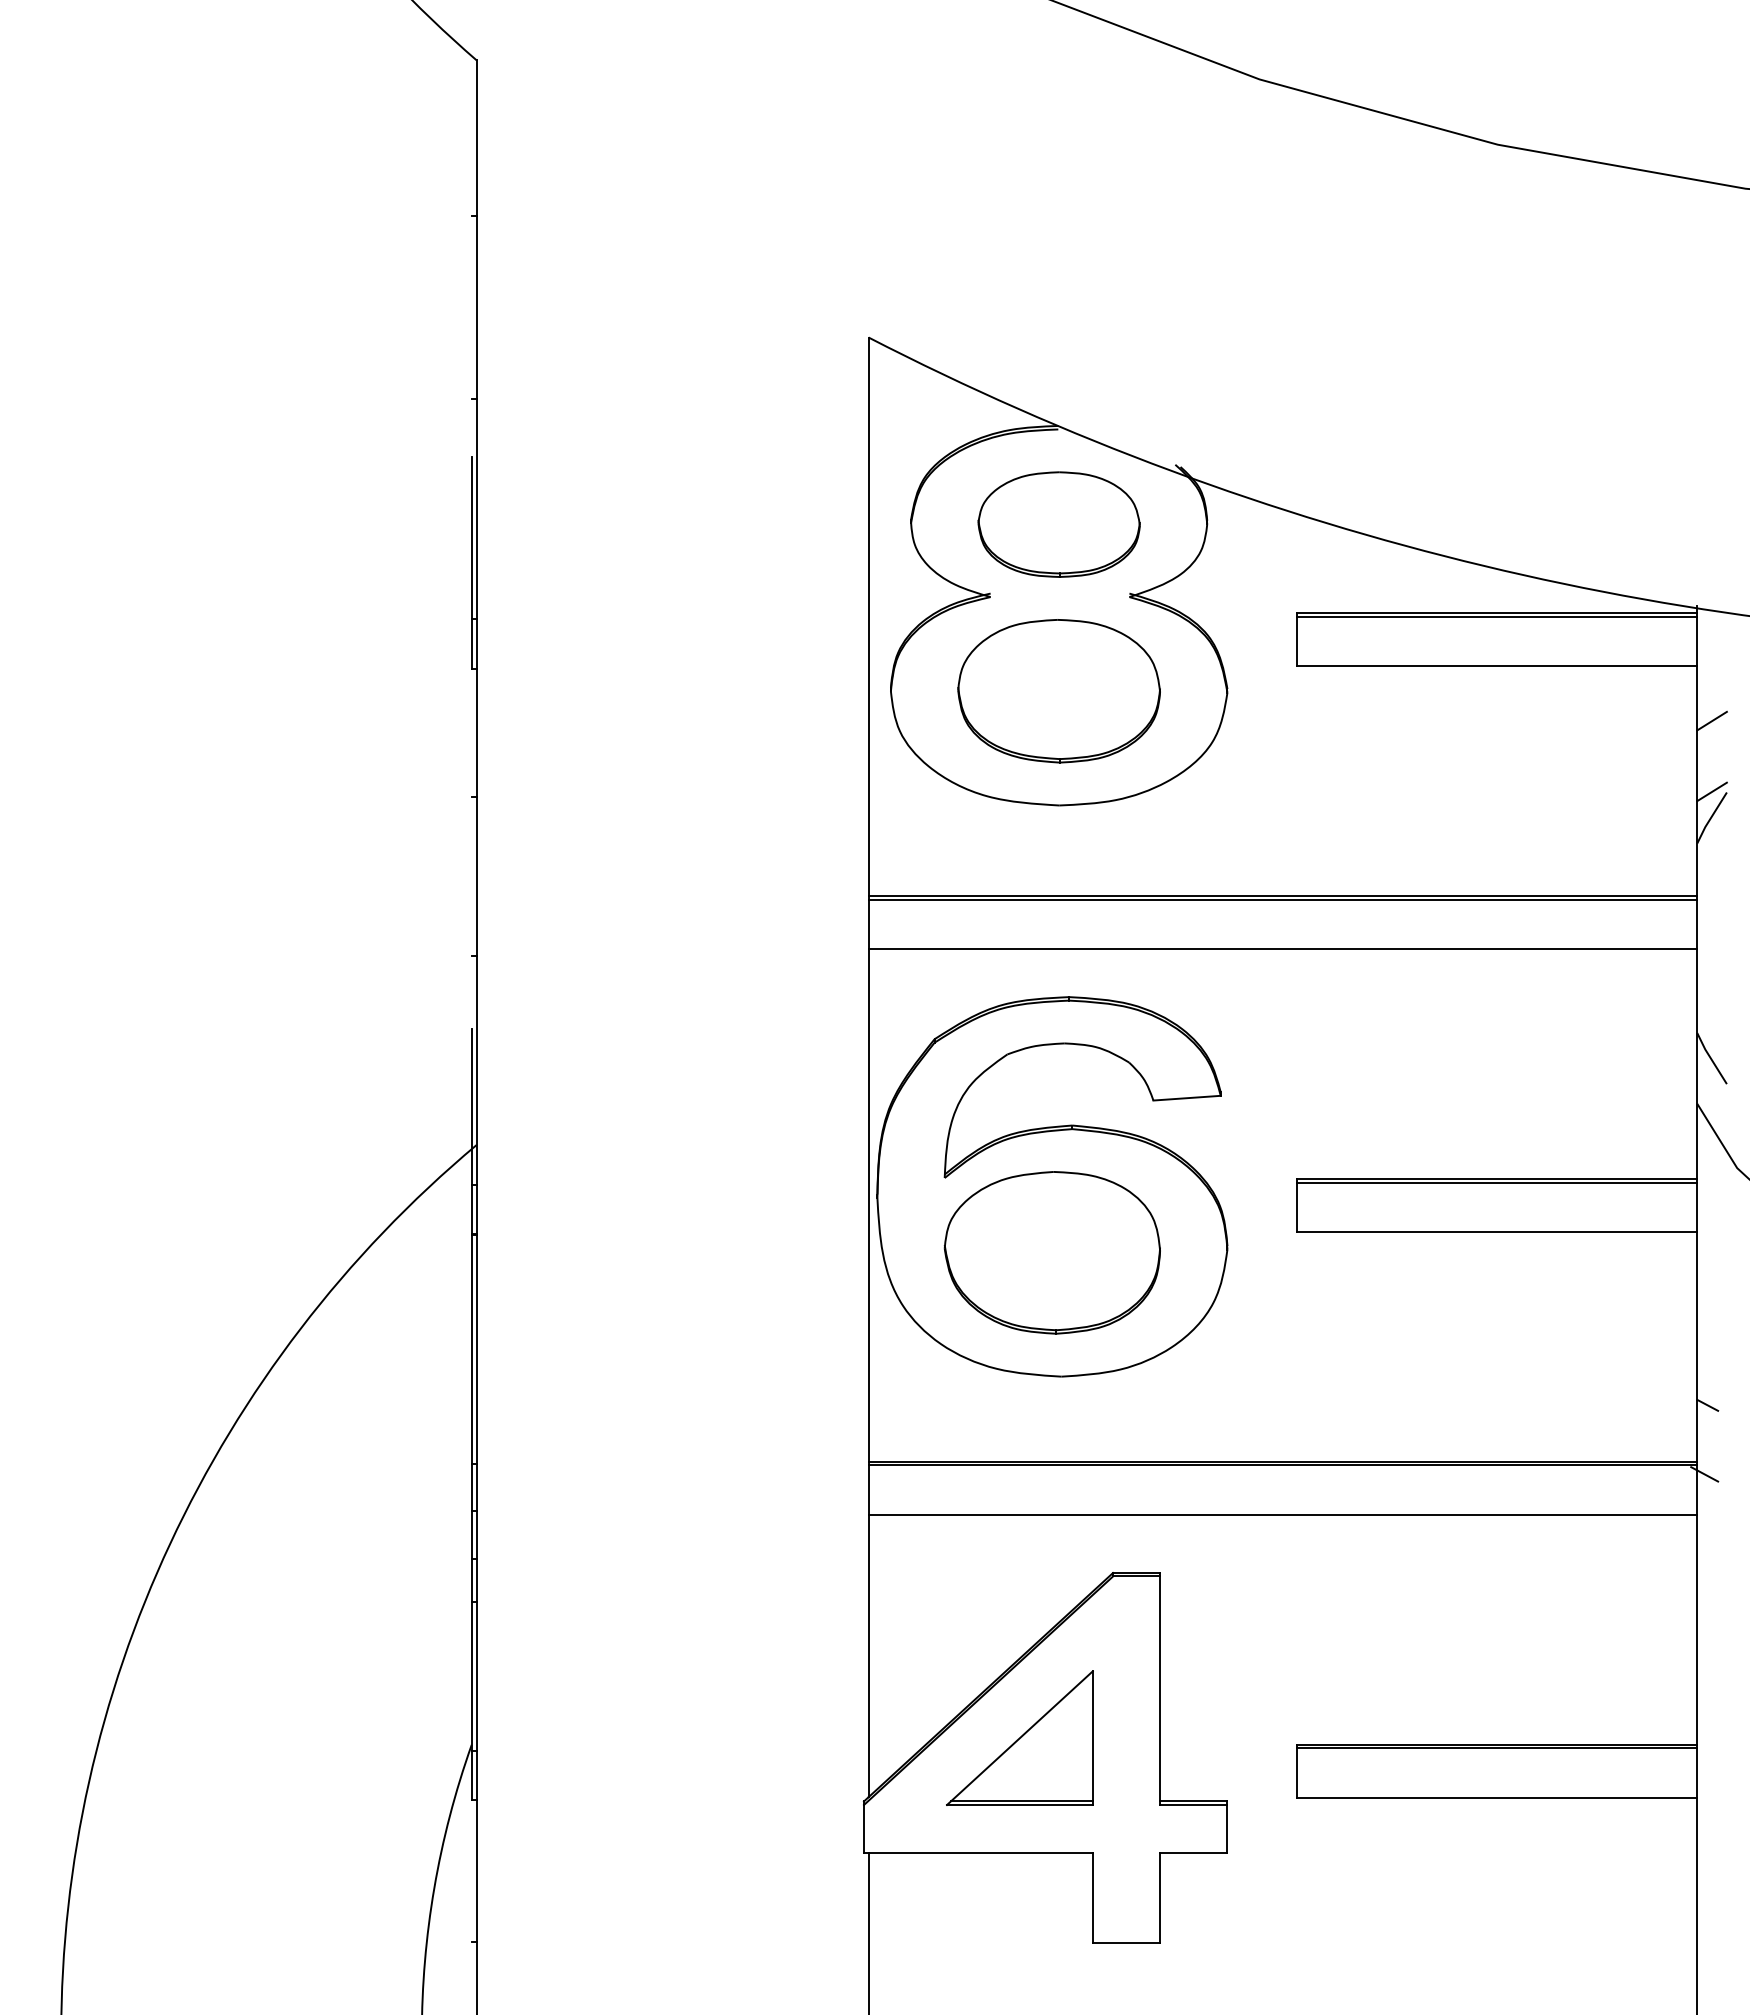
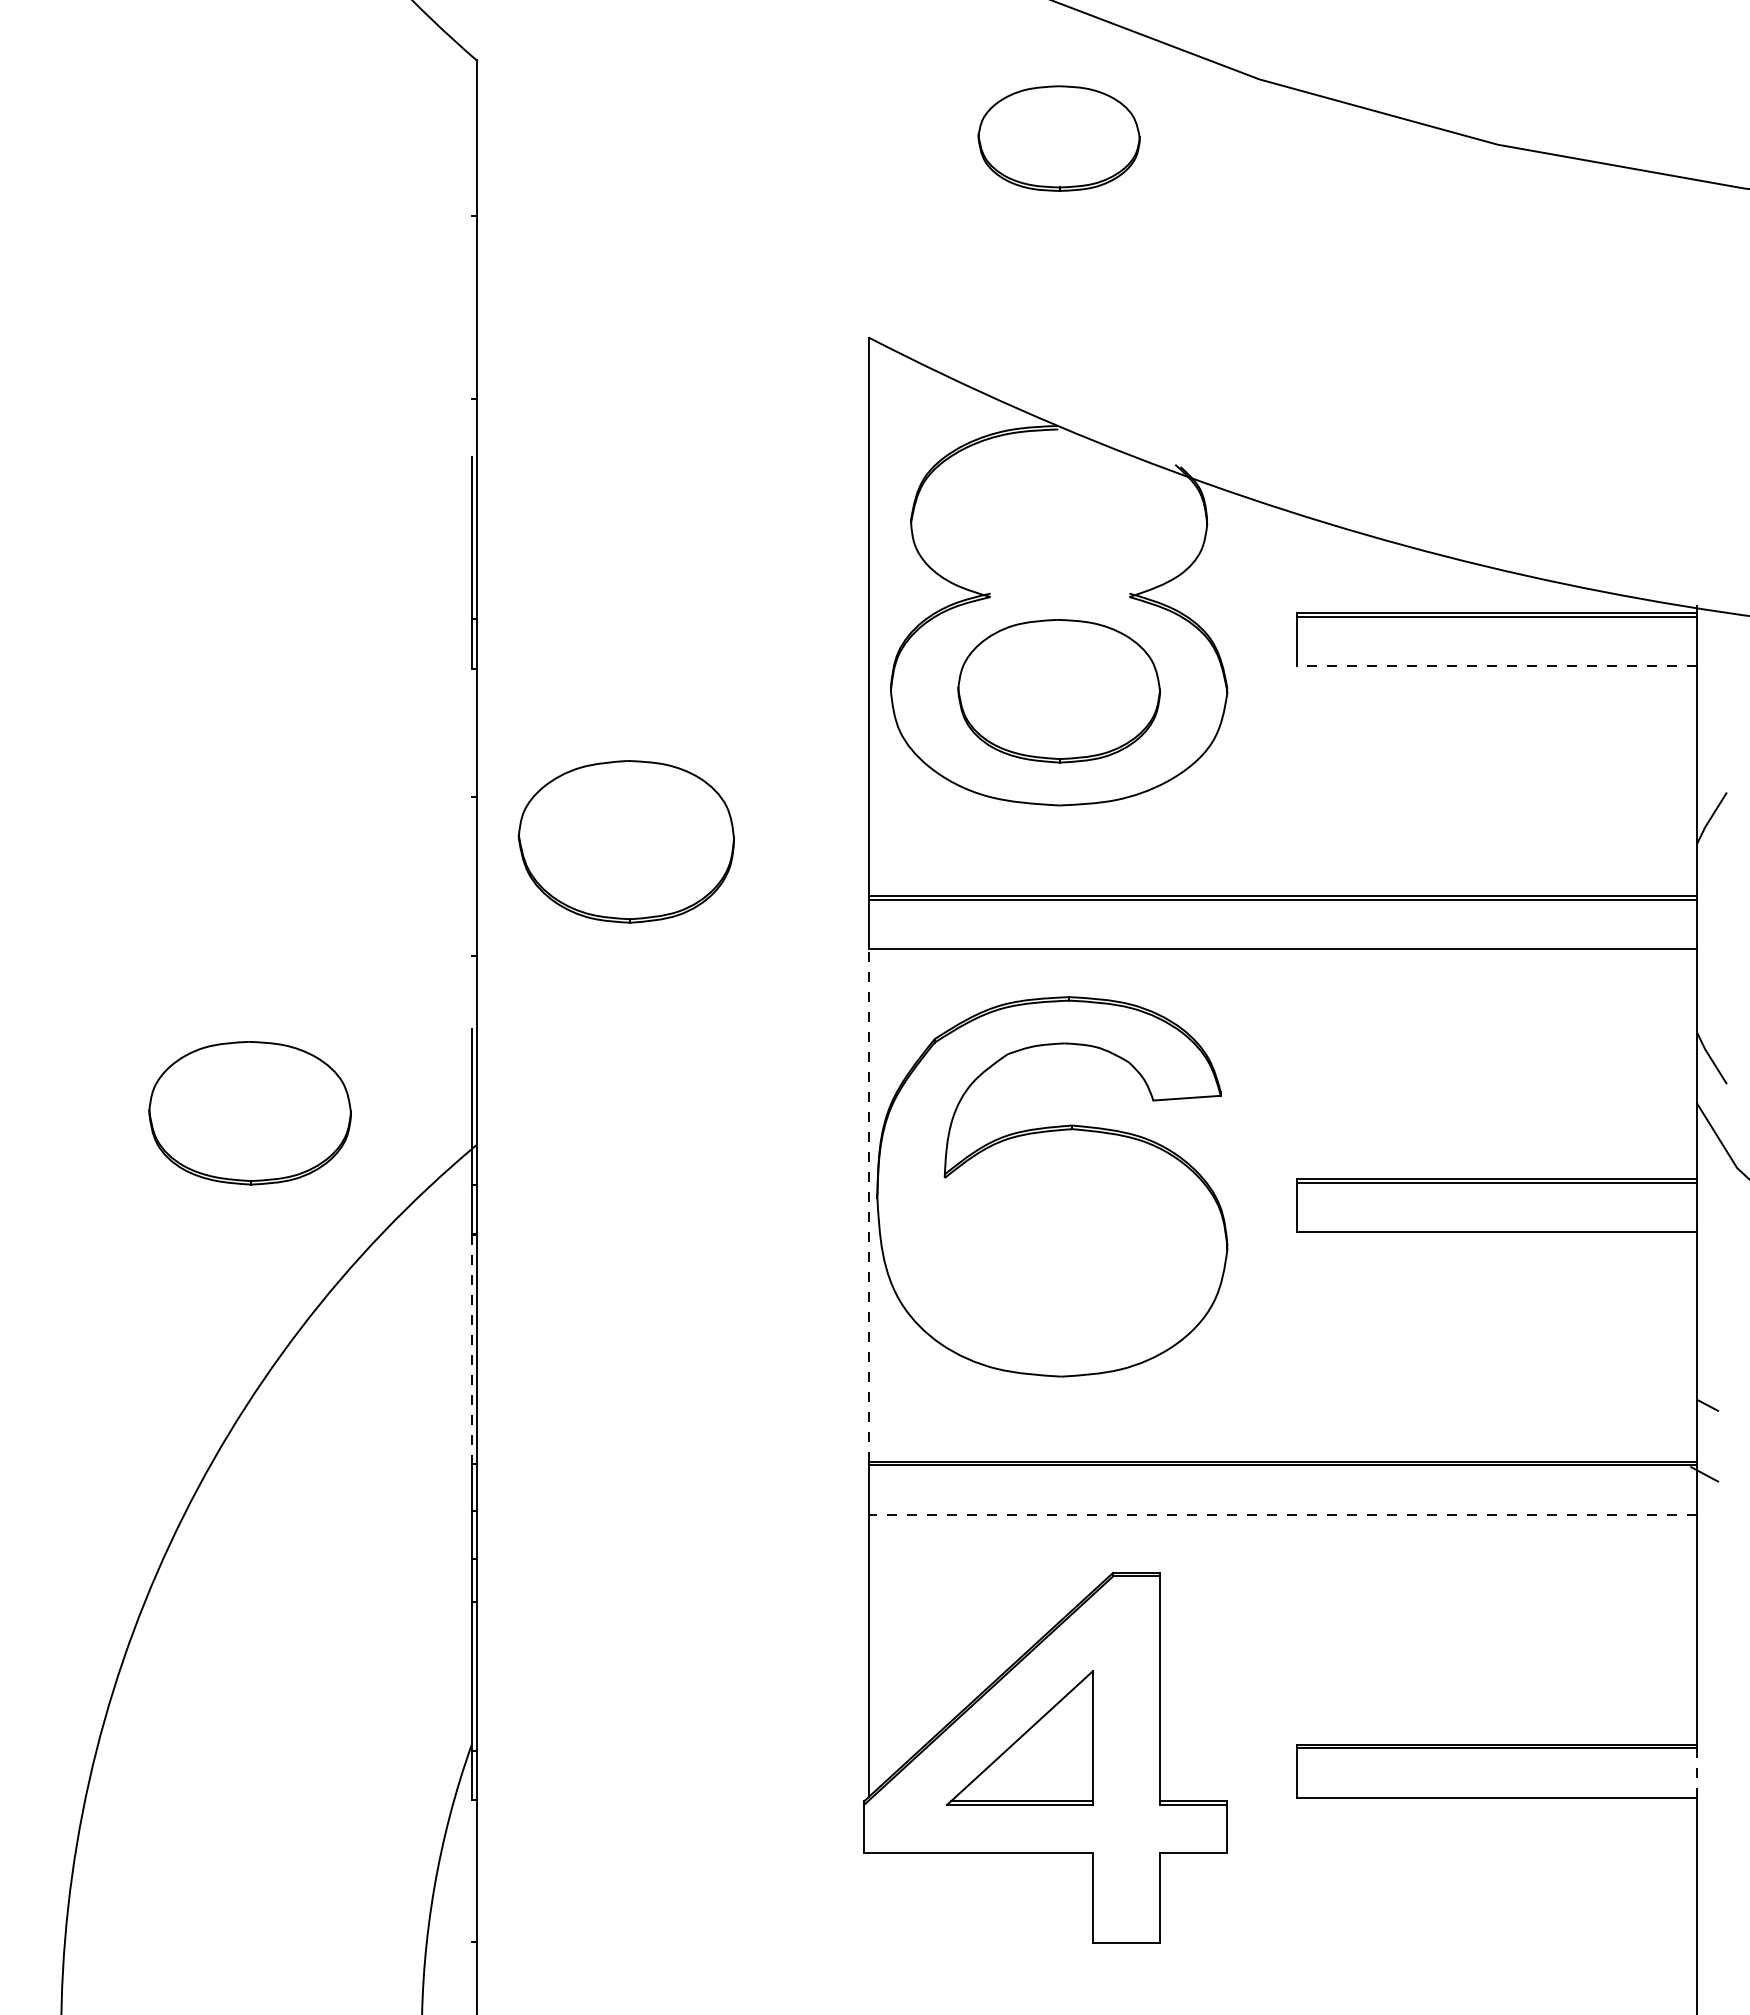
part position: (1058, 524) -> (1058, 138) (1058, 138)
line: solid -> dashed (1496, 666)
line: present -> none (1711, 720)
line: present -> none (1711, 791)
part: none -> present (249, 1113)
line: solid -> dashed (868, 1205)
part position: (1051, 1252) -> (625, 841) (625, 841)
line: solid -> dashed (471, 1349)
line: solid -> dashed (1282, 1514)
line: solid -> dashed (1697, 1773)
line: present -> none (868, 1931)
